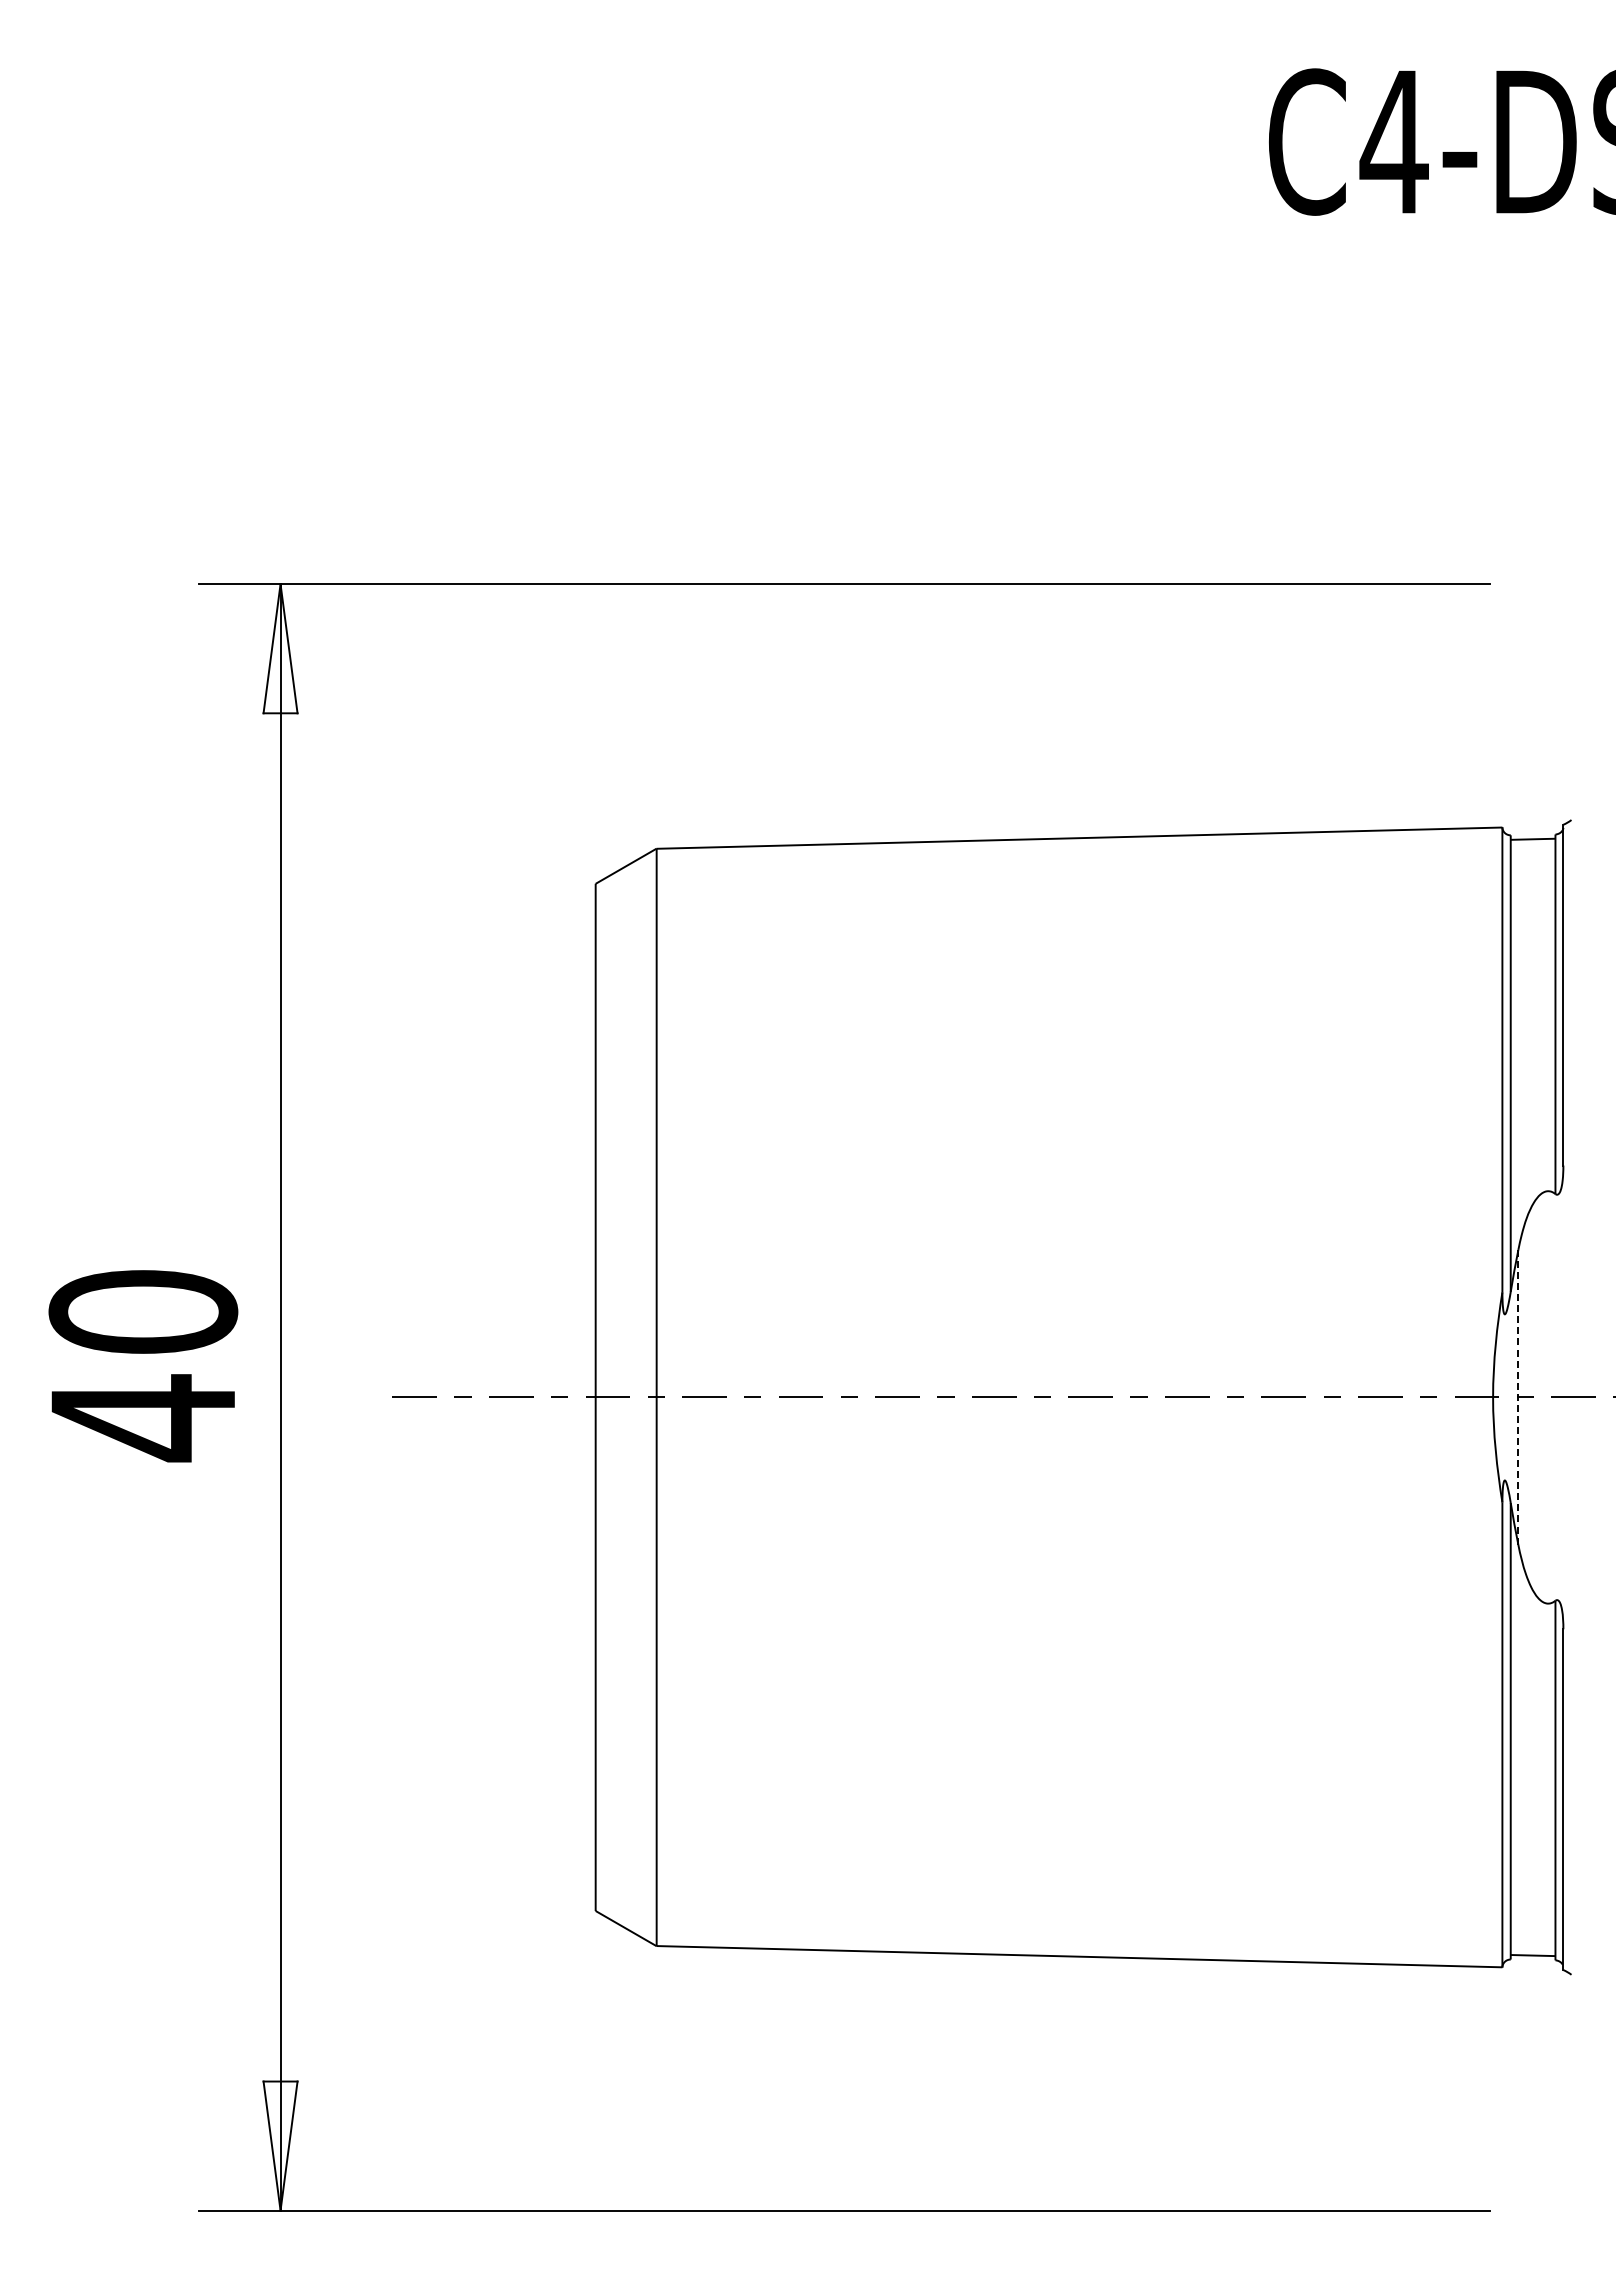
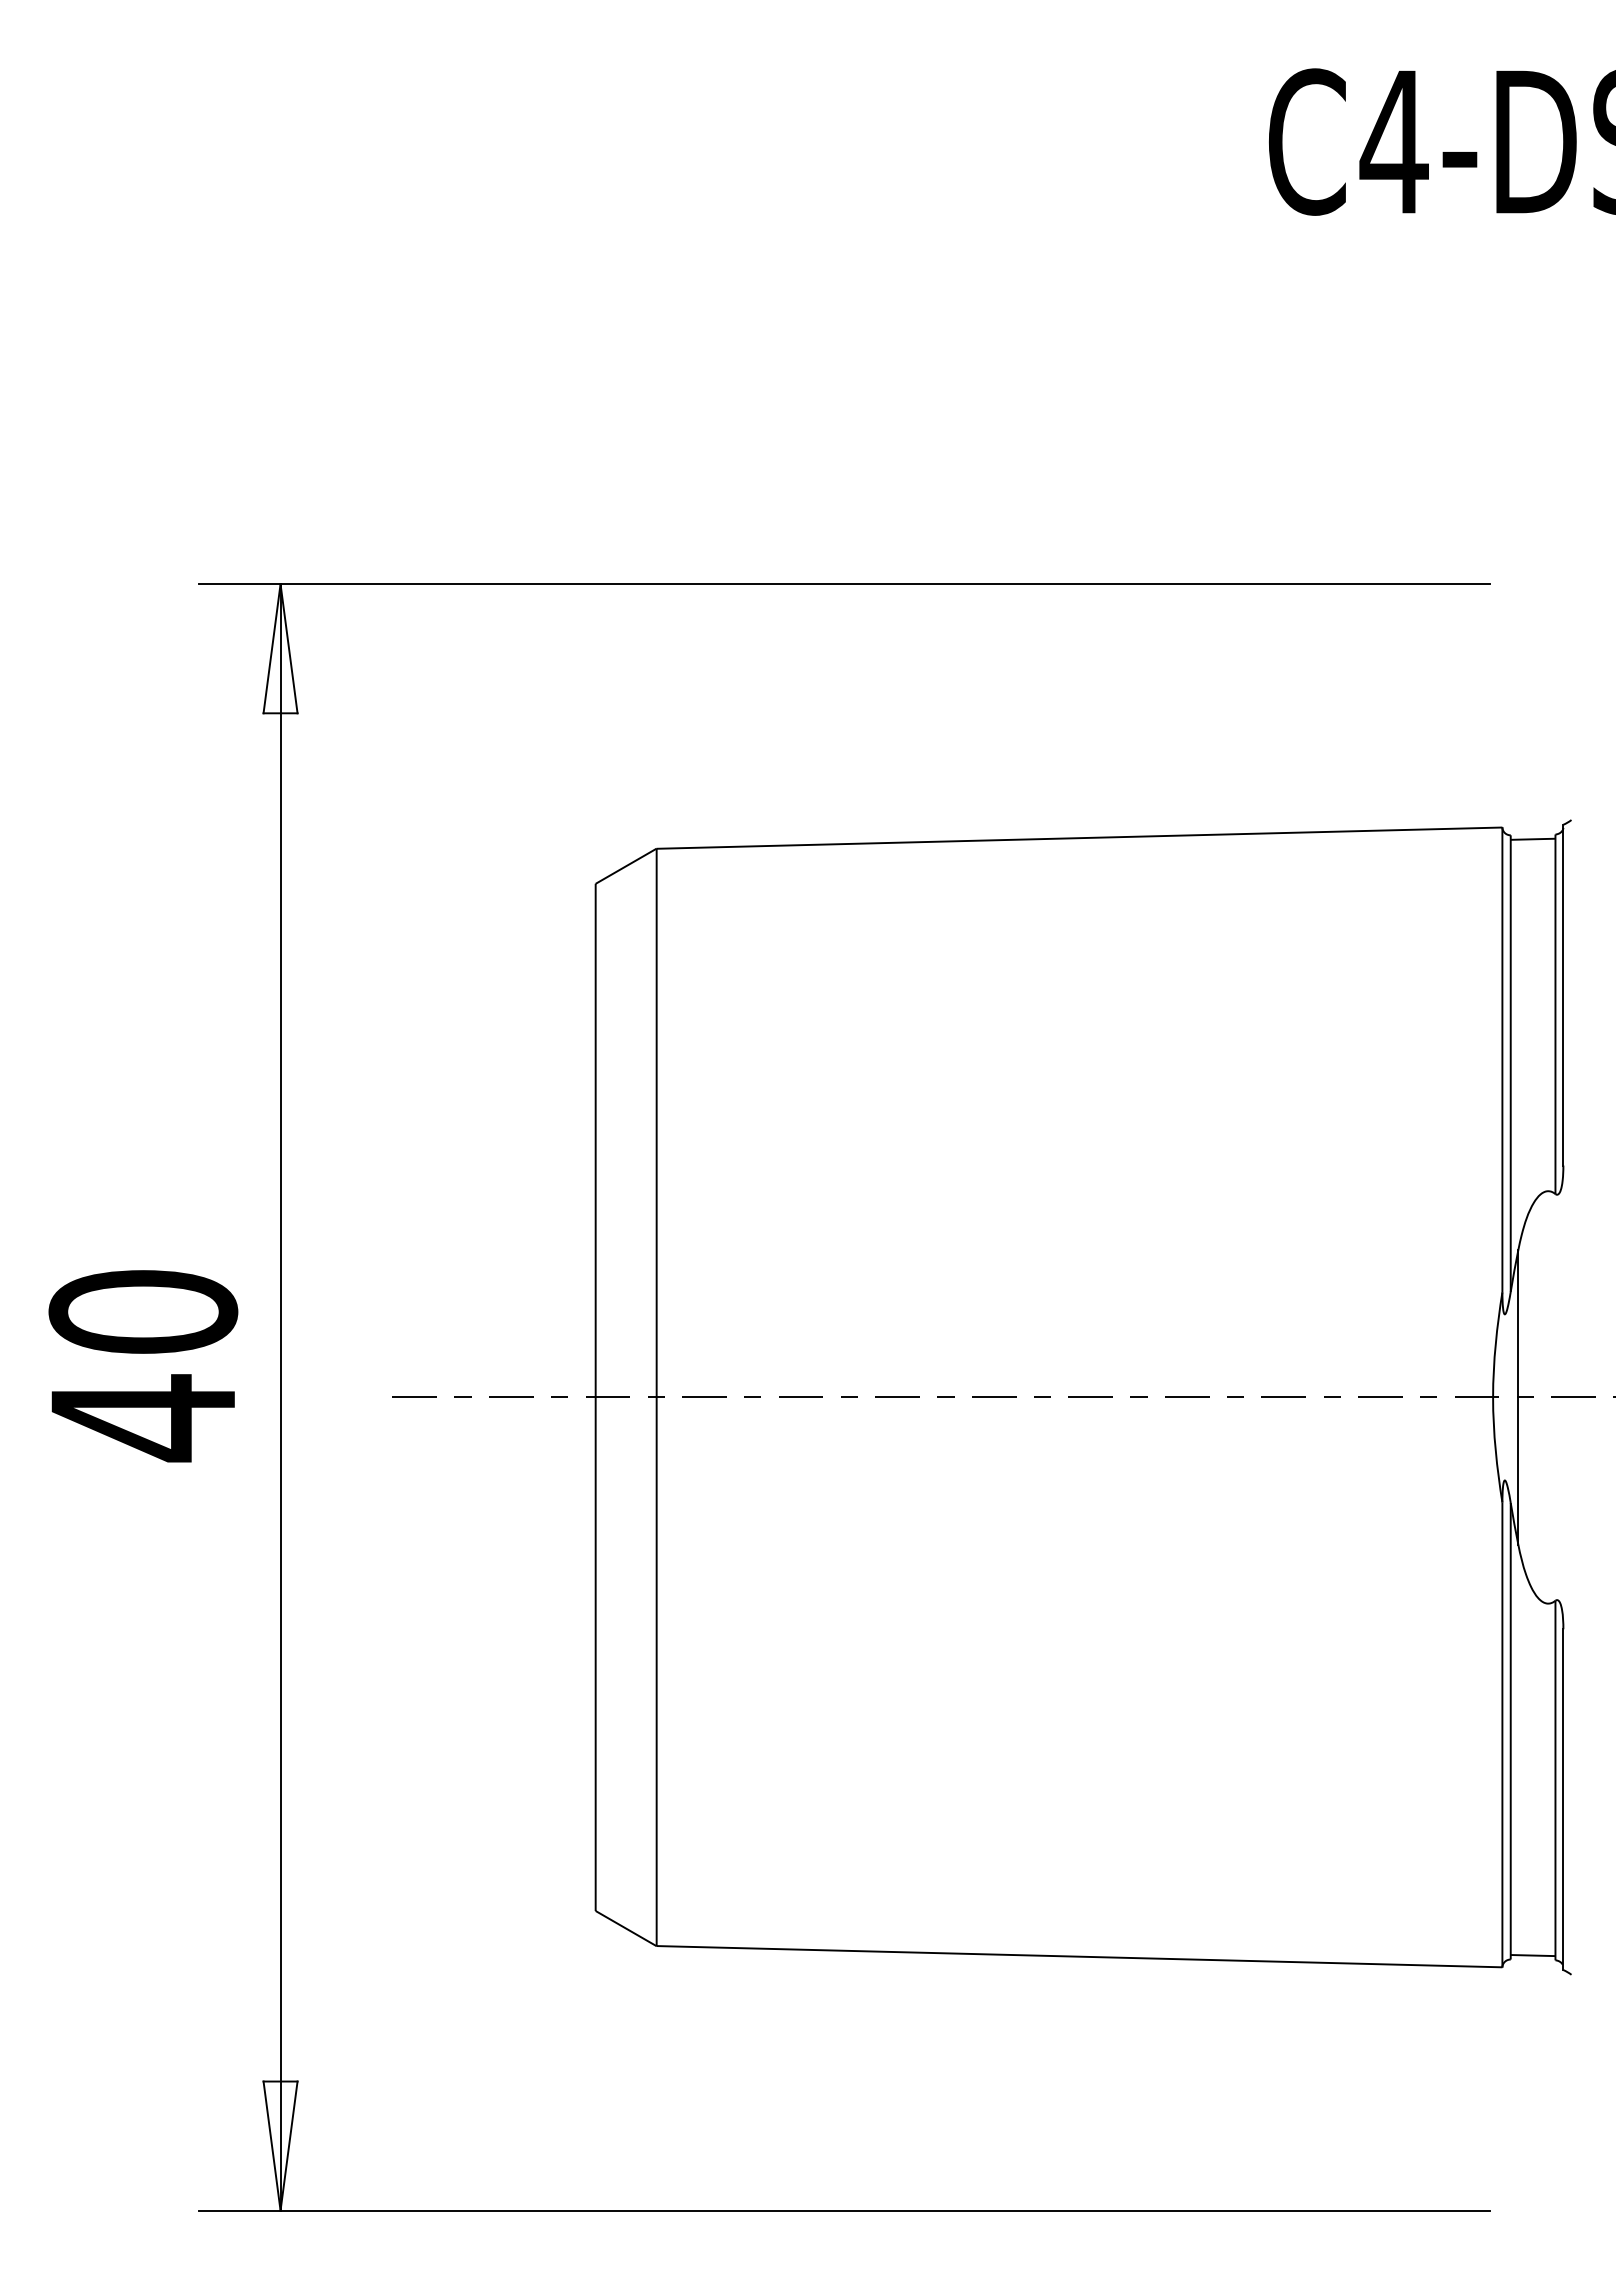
line: dashed -> solid (1518, 1397)
